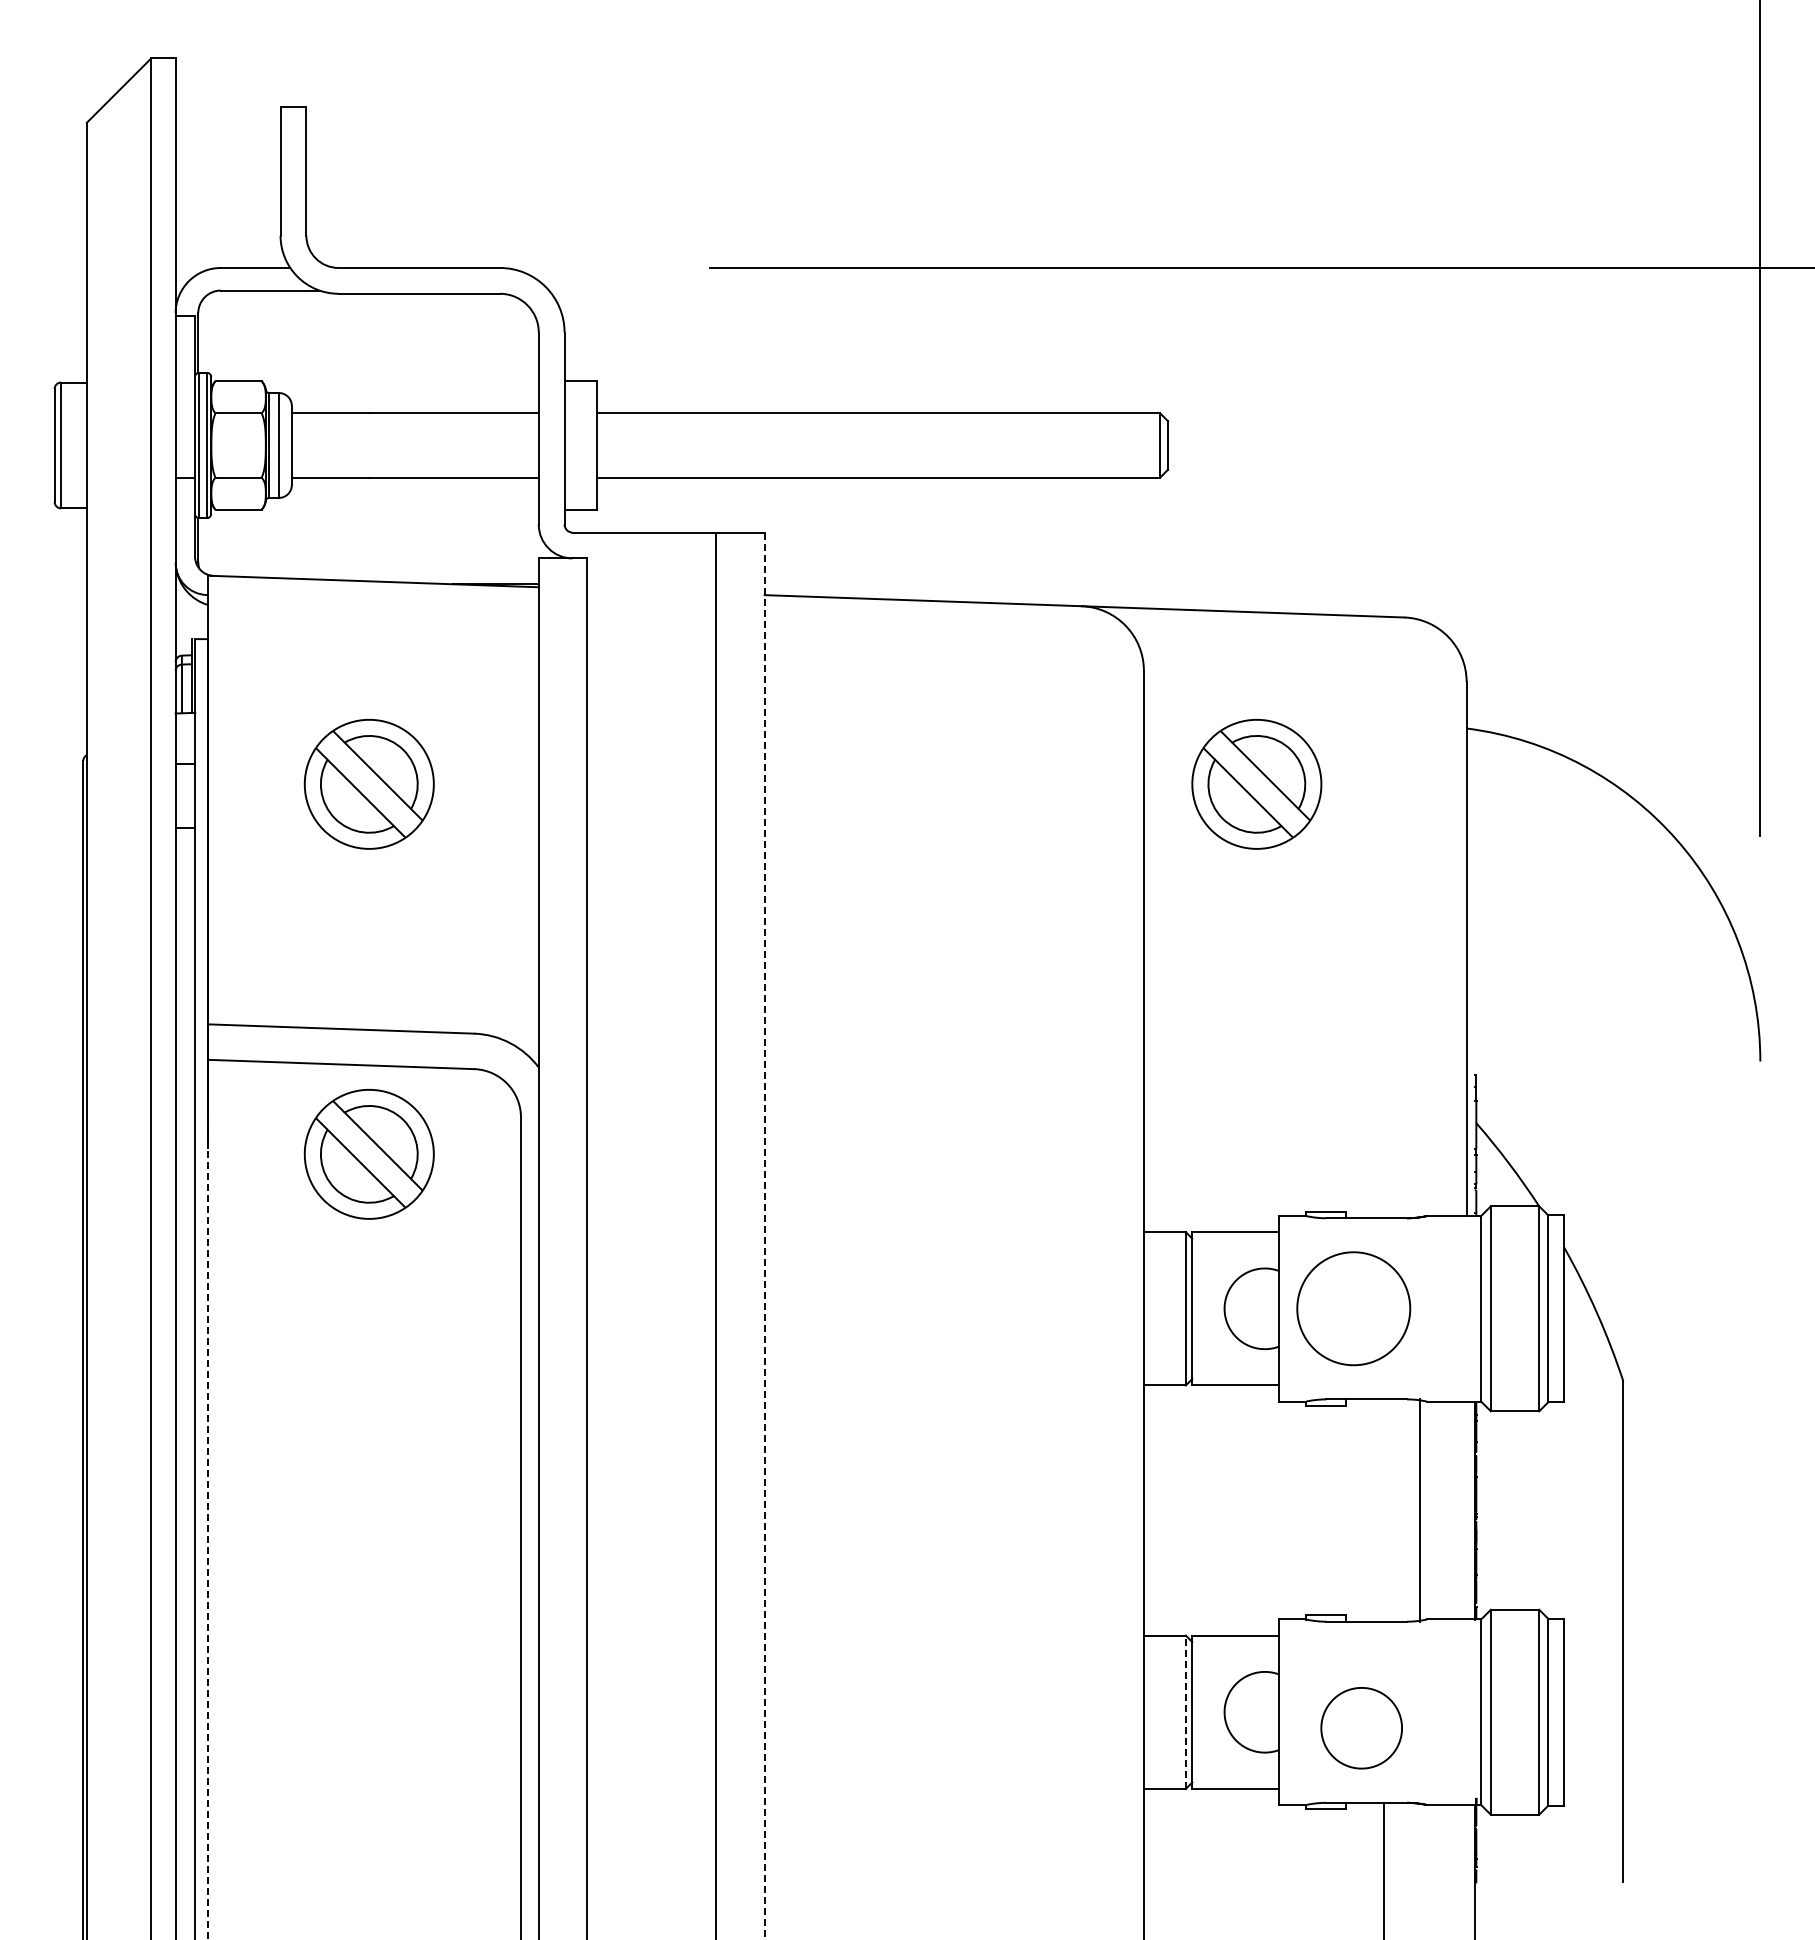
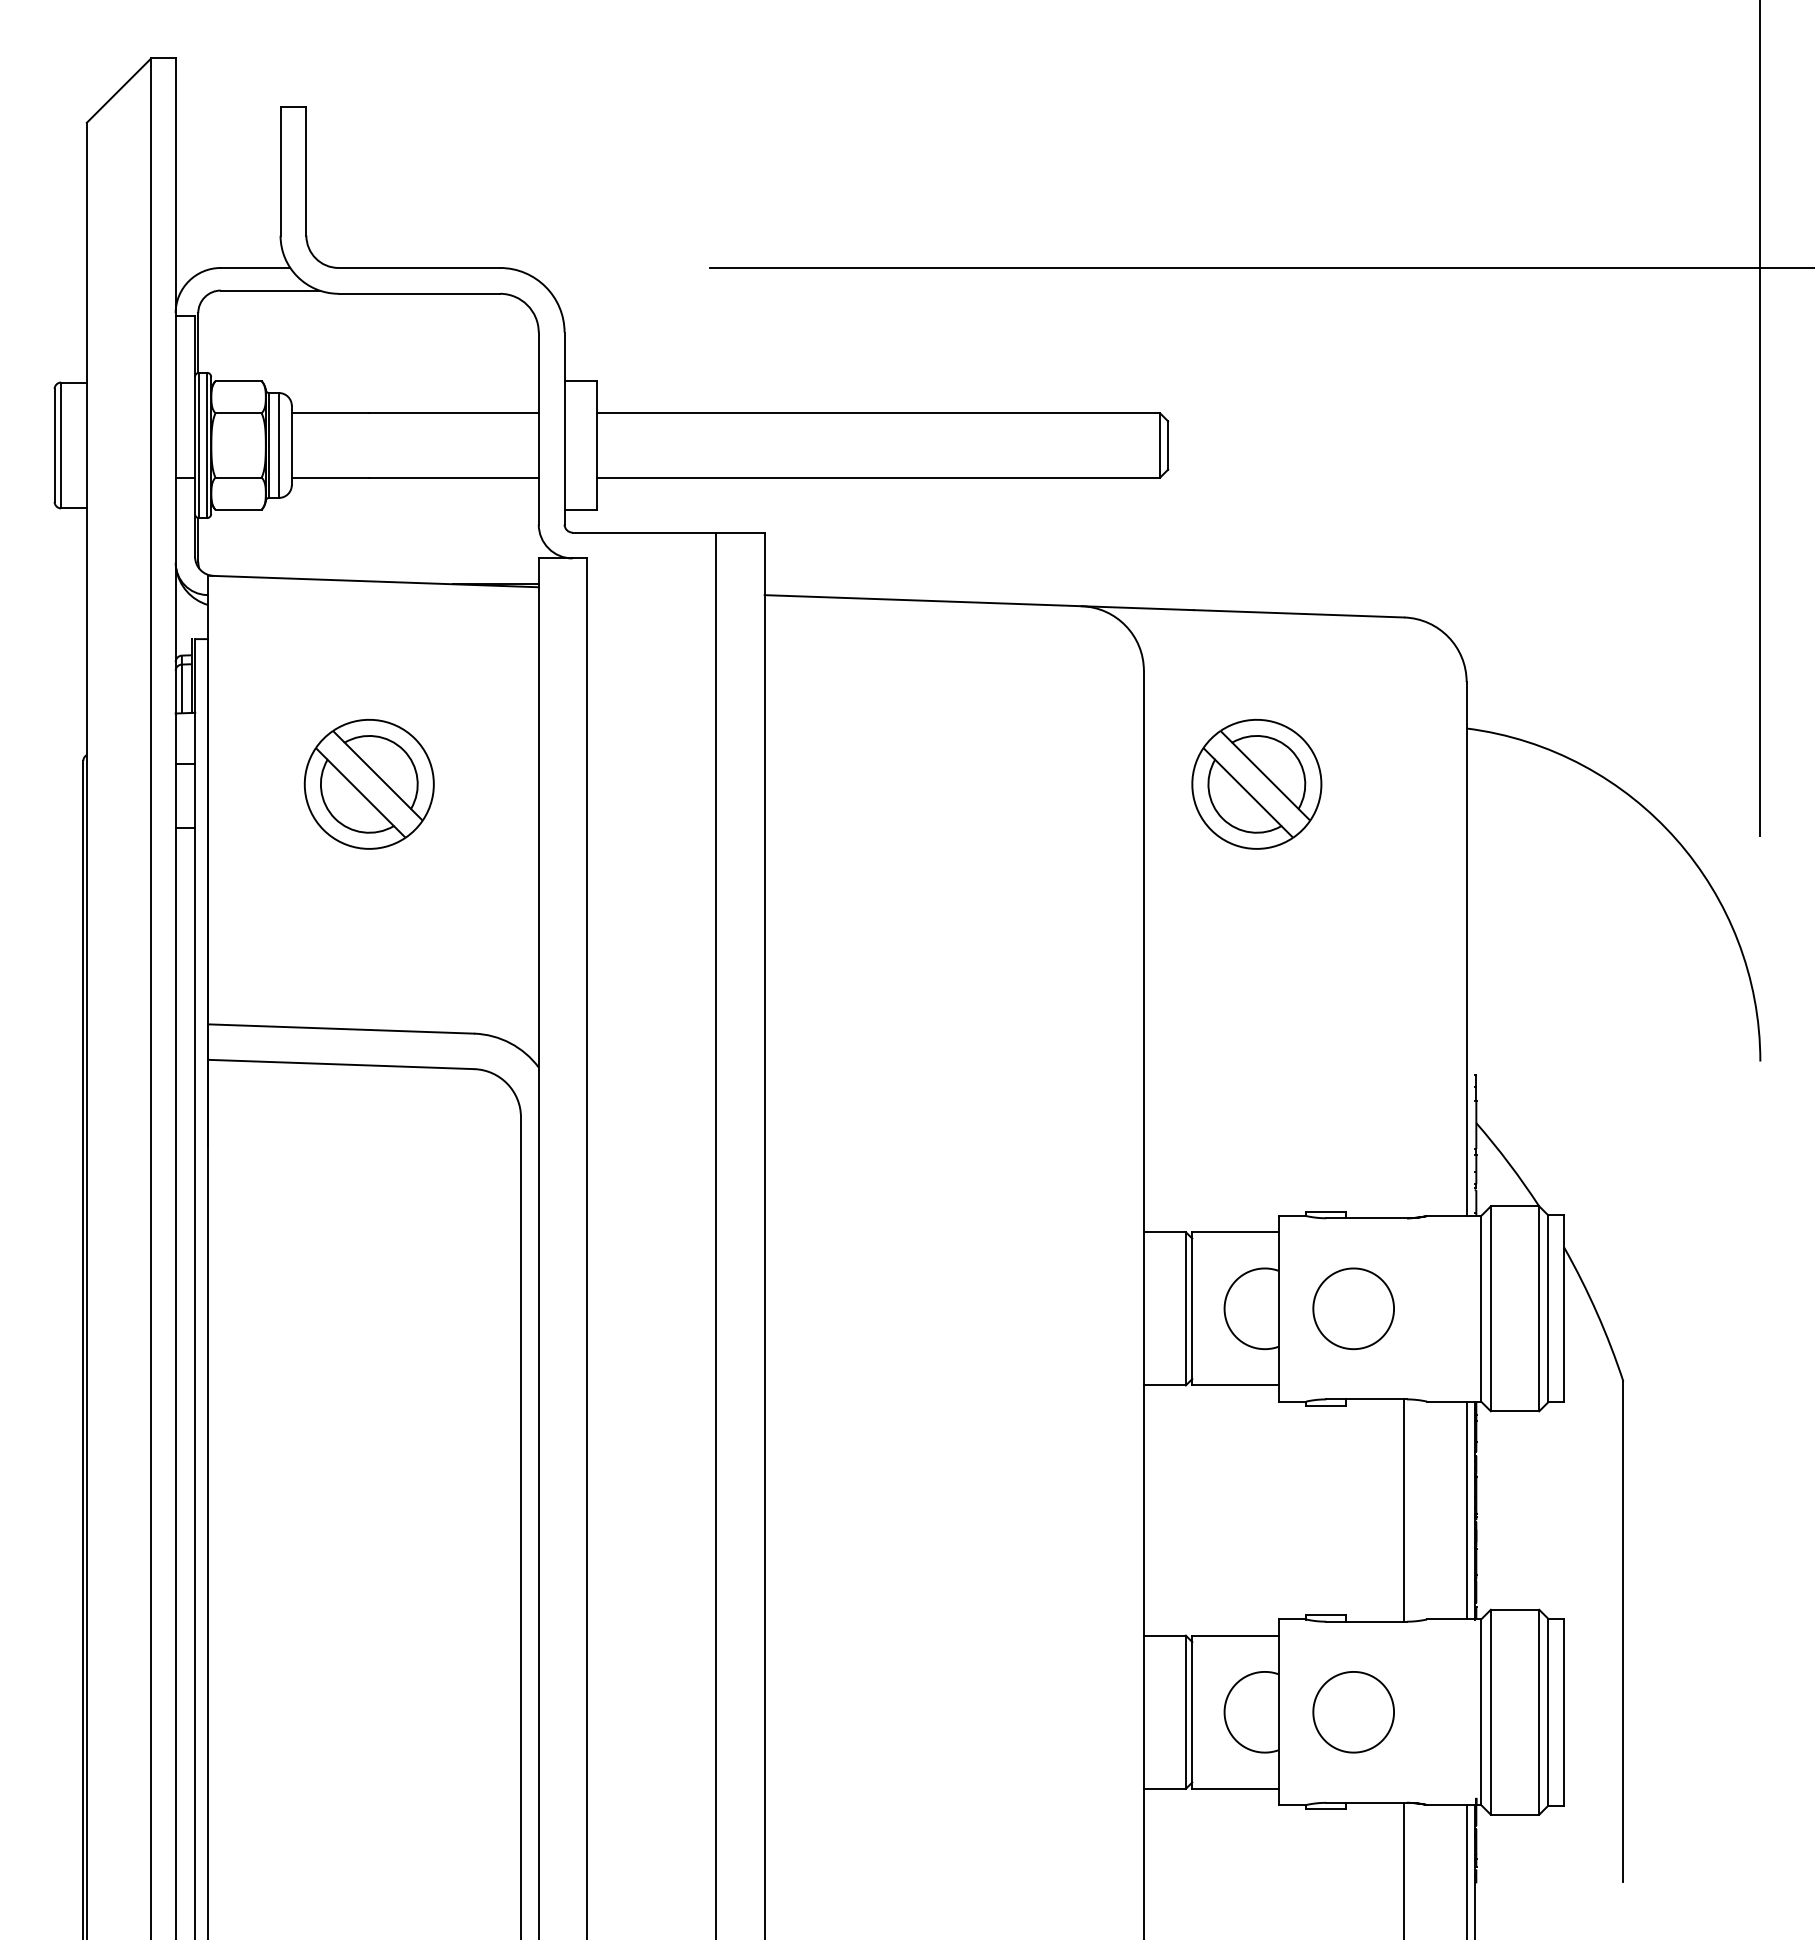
part: present -> none (368, 1153)
line: dashed -> solid (764, 1236)
part size: 116x116 px -> 83x84 px (1353, 1308)
line position: (1420, 1510) -> (1404, 1510) (1404, 1510)
line: none -> present (1466, 1510)
line: dashed -> solid (207, 1524)
line: dashed -> solid (1185, 1712)
part position: (1361, 1728) -> (1353, 1712) (1353, 1712)
line position: (1384, 1869) -> (1404, 1869) (1404, 1869)
line: none -> present (1466, 1870)
